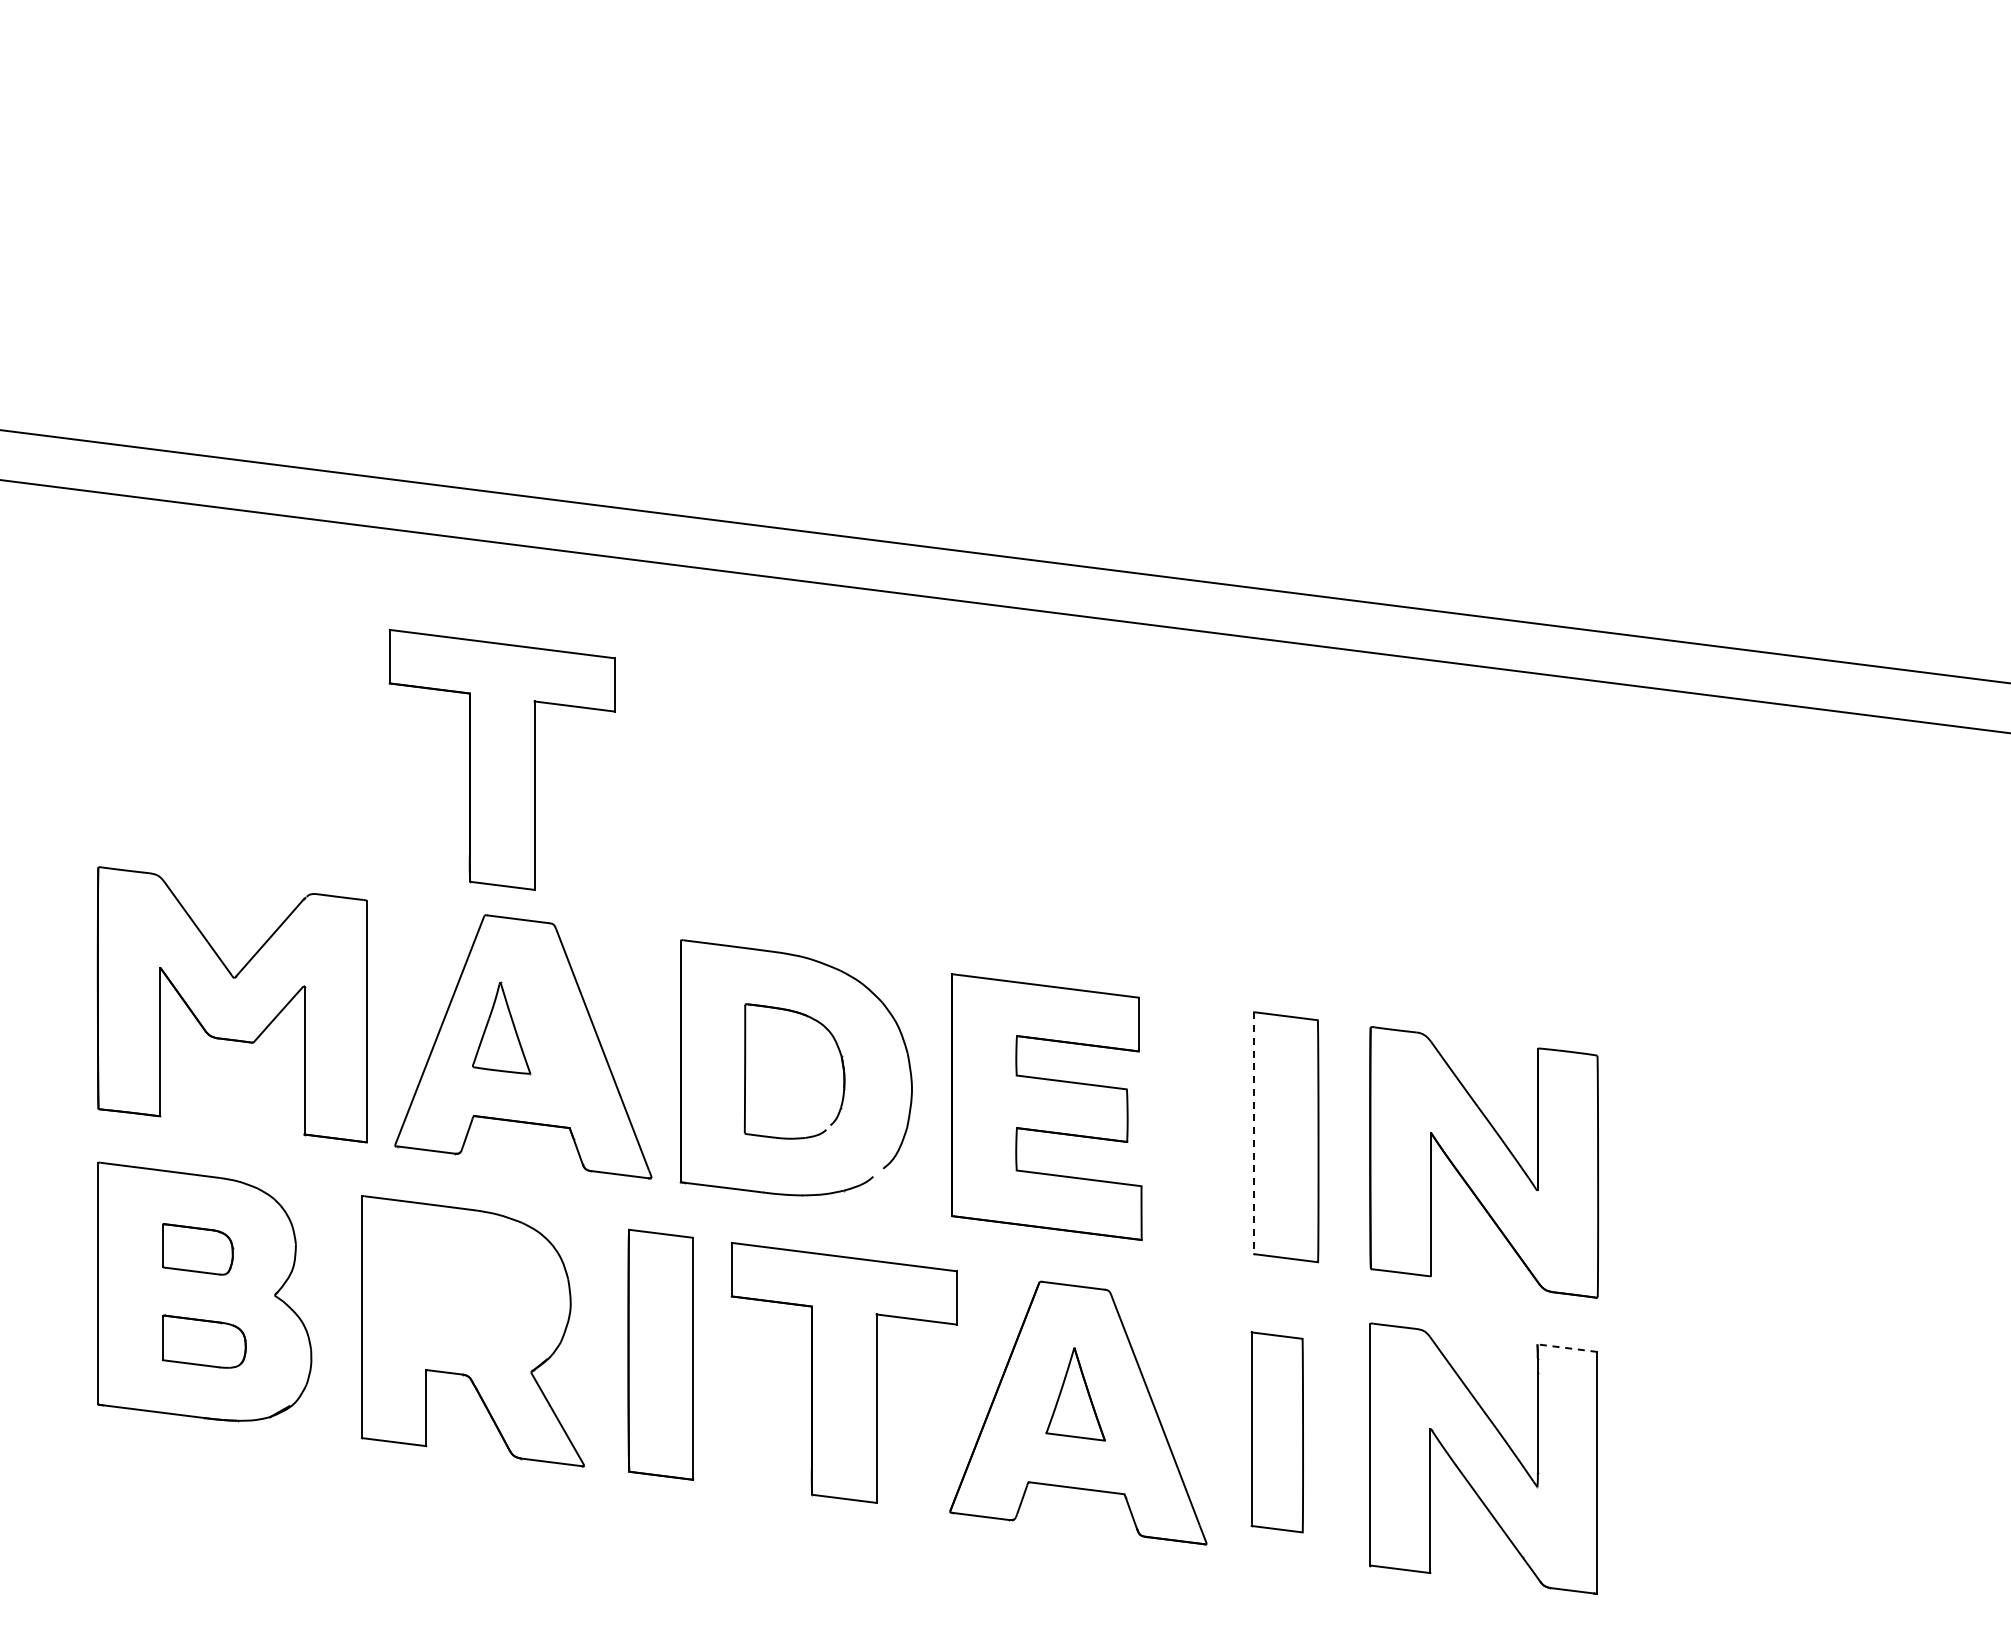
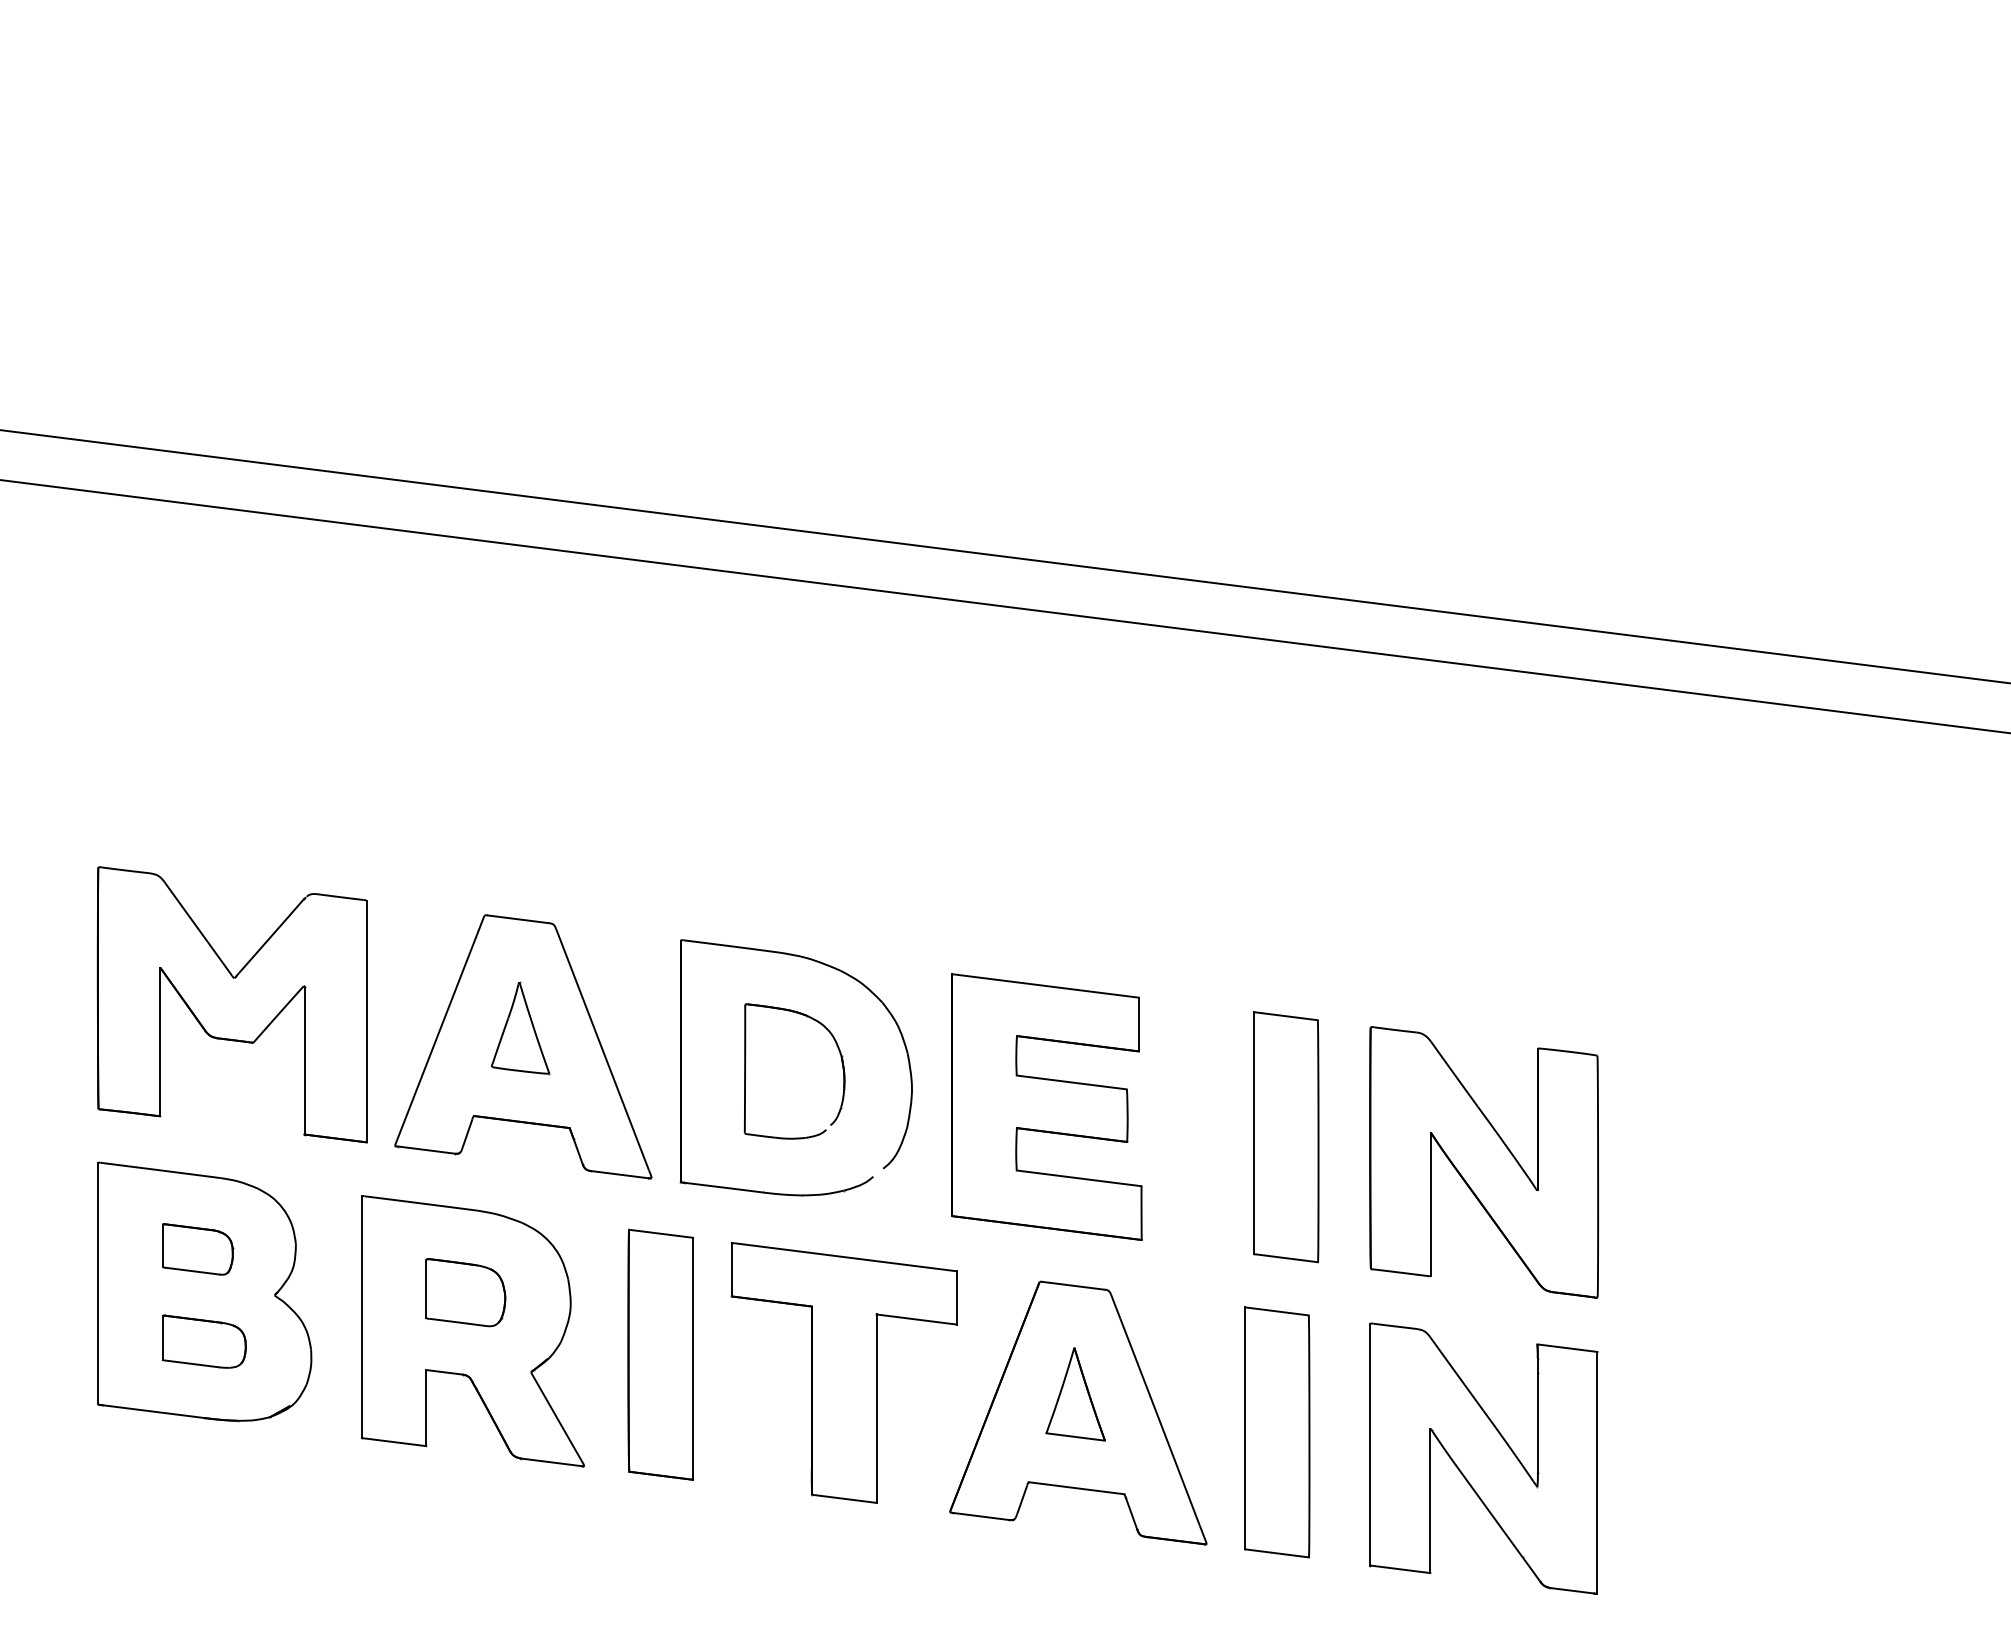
part: present -> none (501, 759)
part position: (501, 1028) -> (520, 1028) (520, 1028)
line: dashed -> solid (1254, 1133)
part: none -> present (465, 1292)
line: dashed -> solid (1566, 1348)
part size: 54x203 px -> 67x253 px (1277, 1432)
